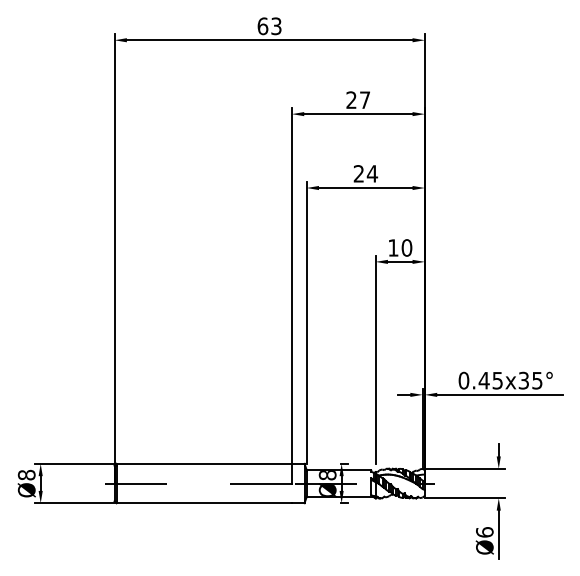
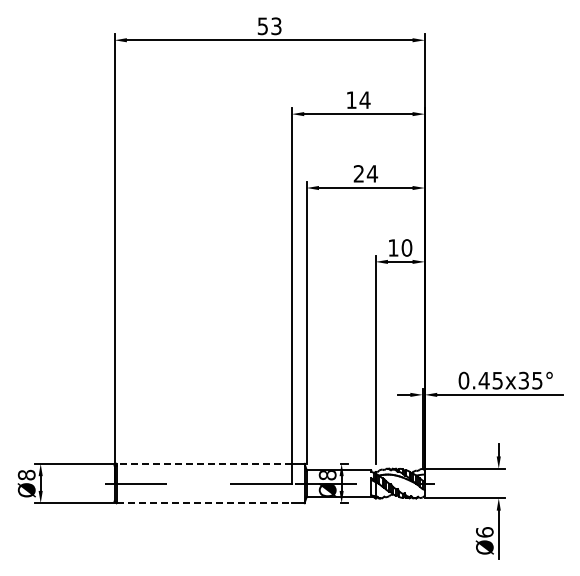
text: 63 -> 53 (262, 26)
text: 27 -> 14 (358, 99)
line: solid -> dashed (204, 463)
line: solid -> dashed (204, 503)
